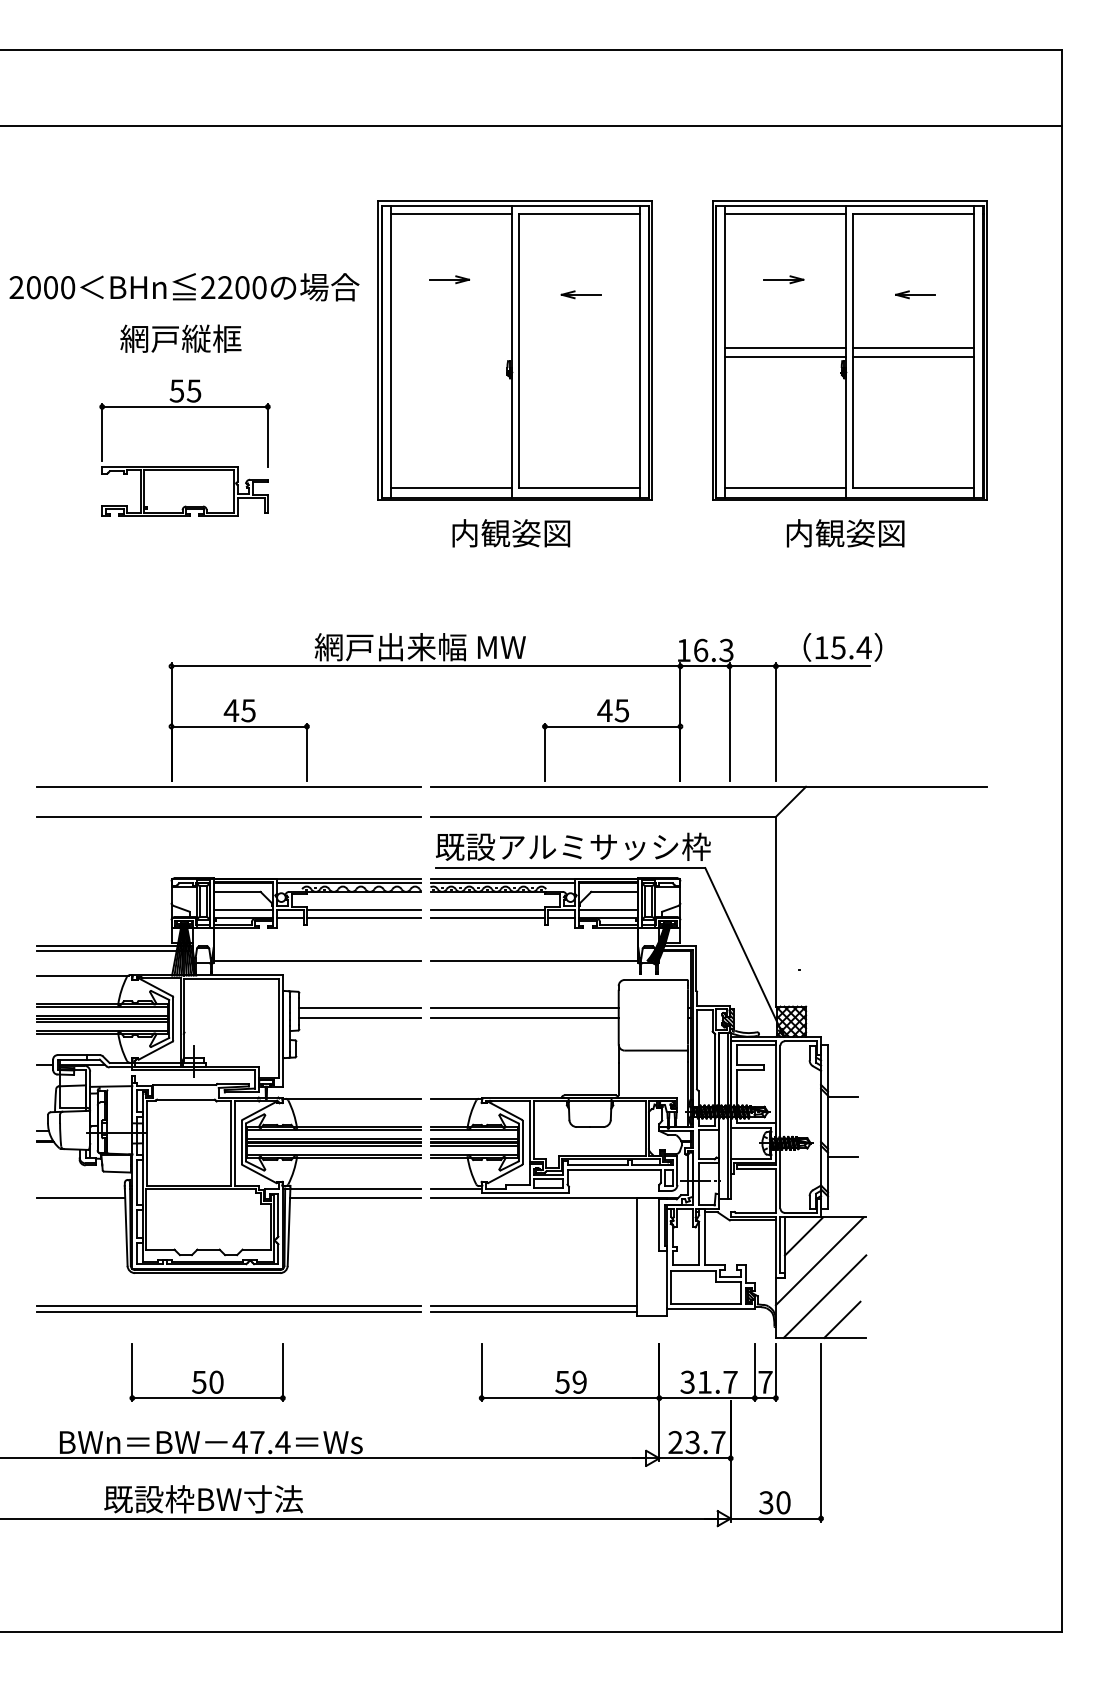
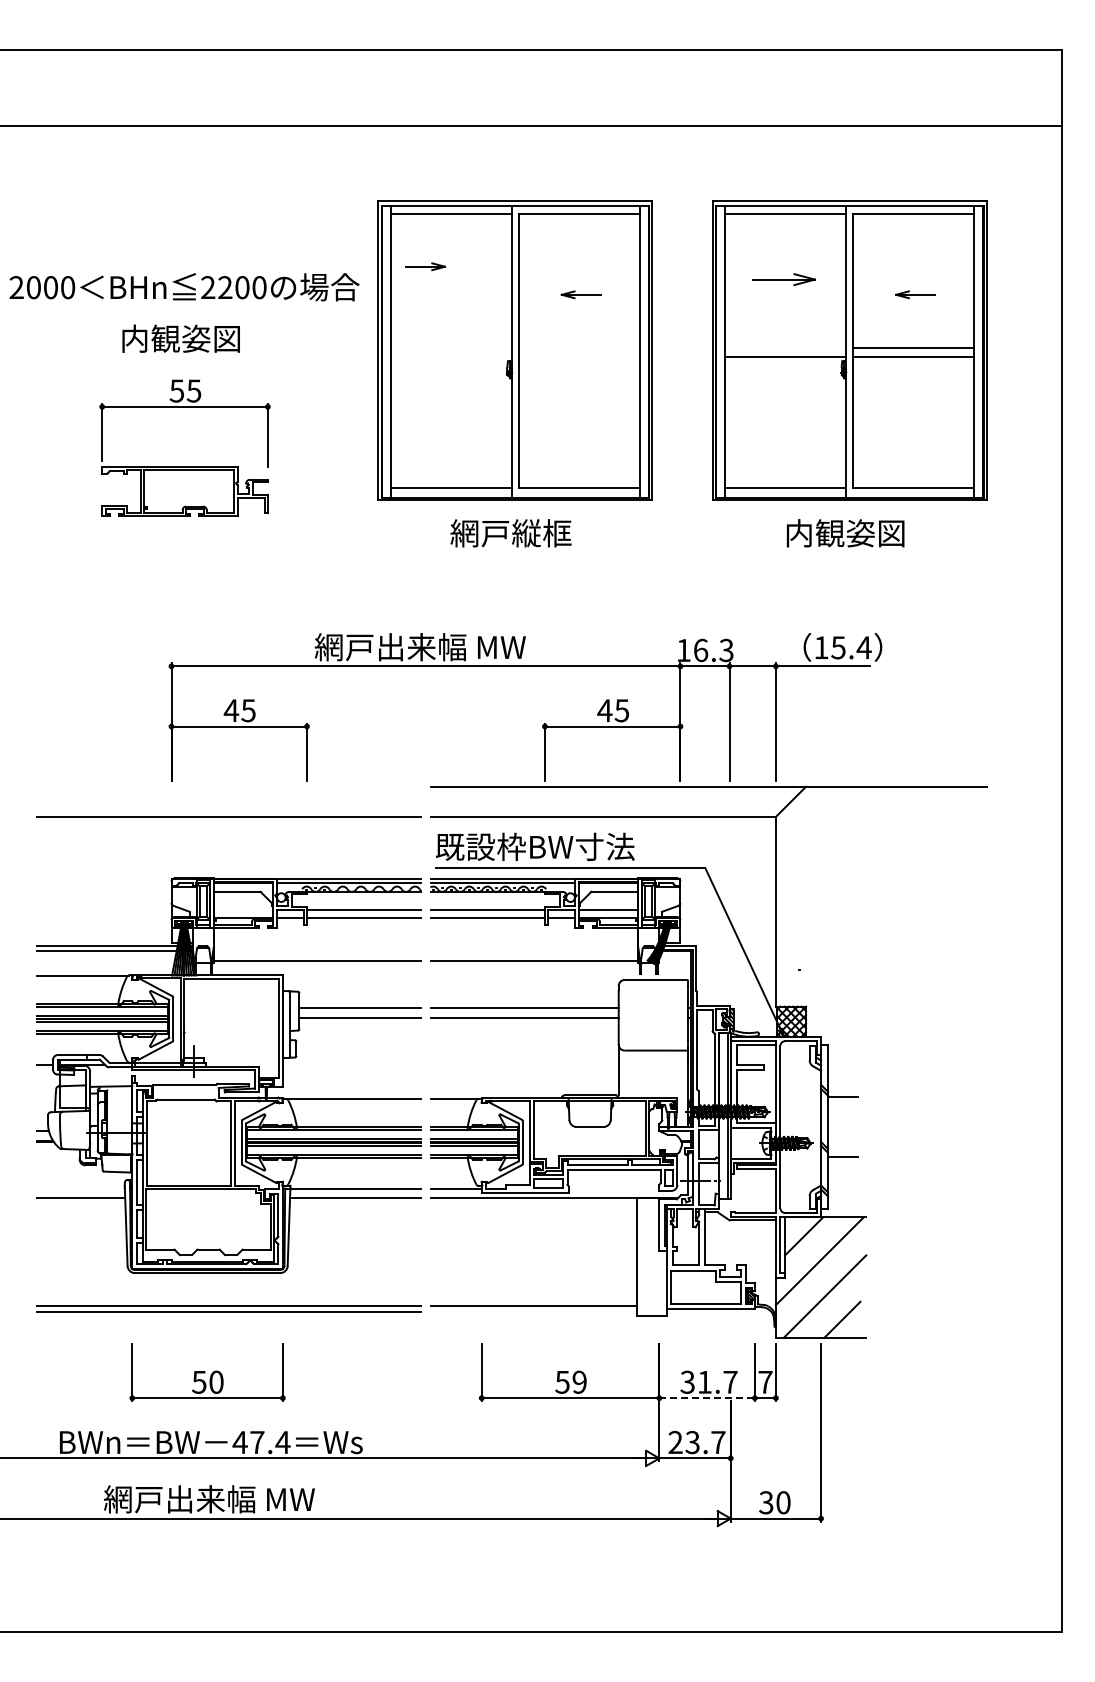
part position: (449, 279) -> (425, 266) (425, 266)
part size: 42x10 px -> 64x13 px (783, 279)
text: 網戸縦框 -> 内観姿図 (180, 338)
line: present -> none (785, 348)
text: 内観姿図 -> 網戸縦框 (510, 533)
line: present -> none (229, 786)
text: 既設アルミサッシ枠 -> 既設枠BW寸法 (603, 846)
line: present -> none (242, 909)
line: present -> none (533, 1312)
line: solid -> dashed (707, 1398)
text: 既設枠BW寸法 -> 網戸出来幅 MW (208, 1499)
